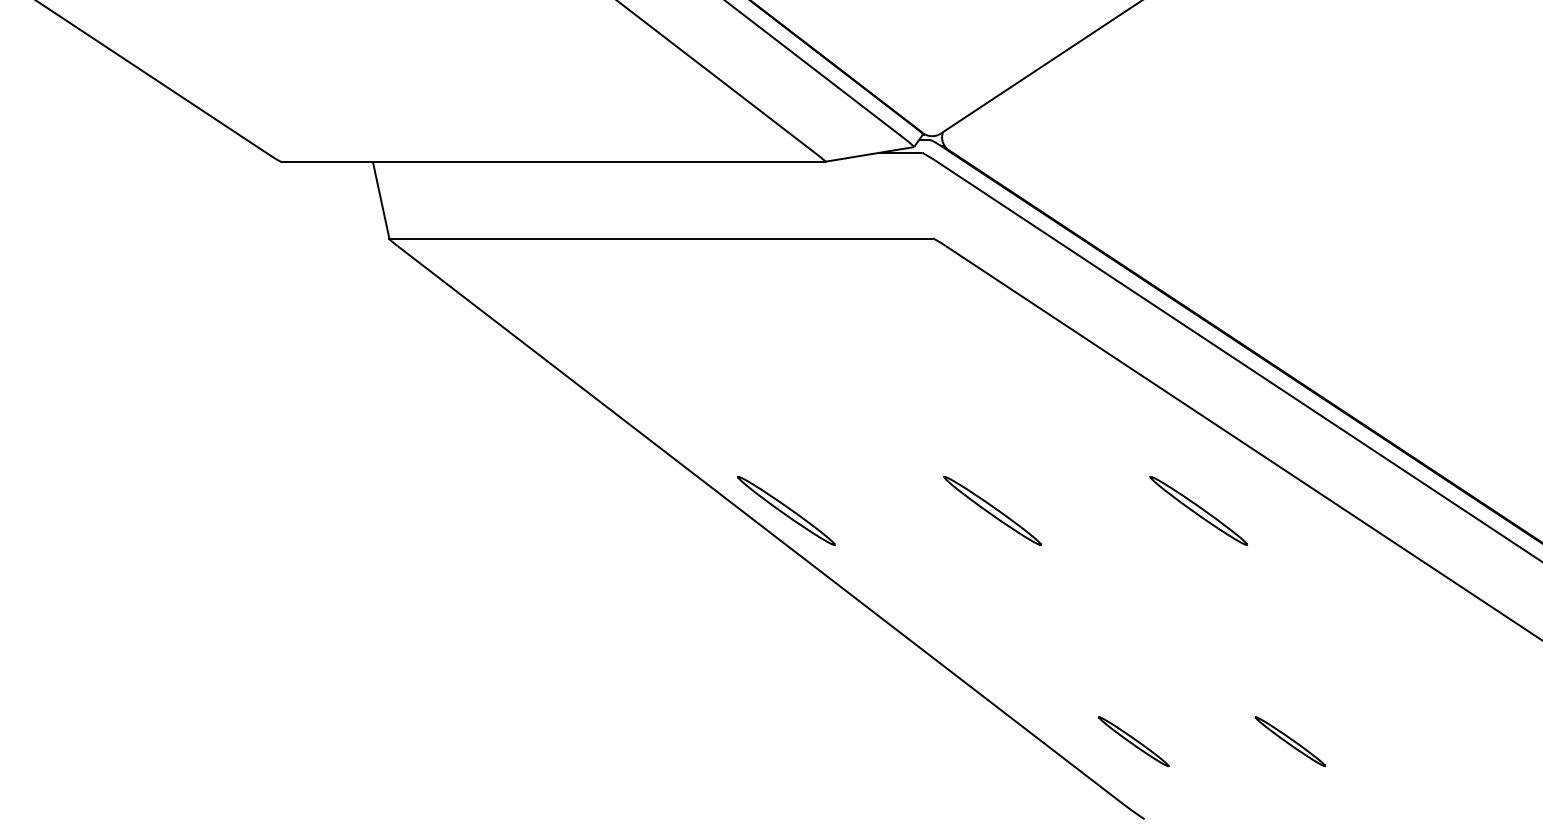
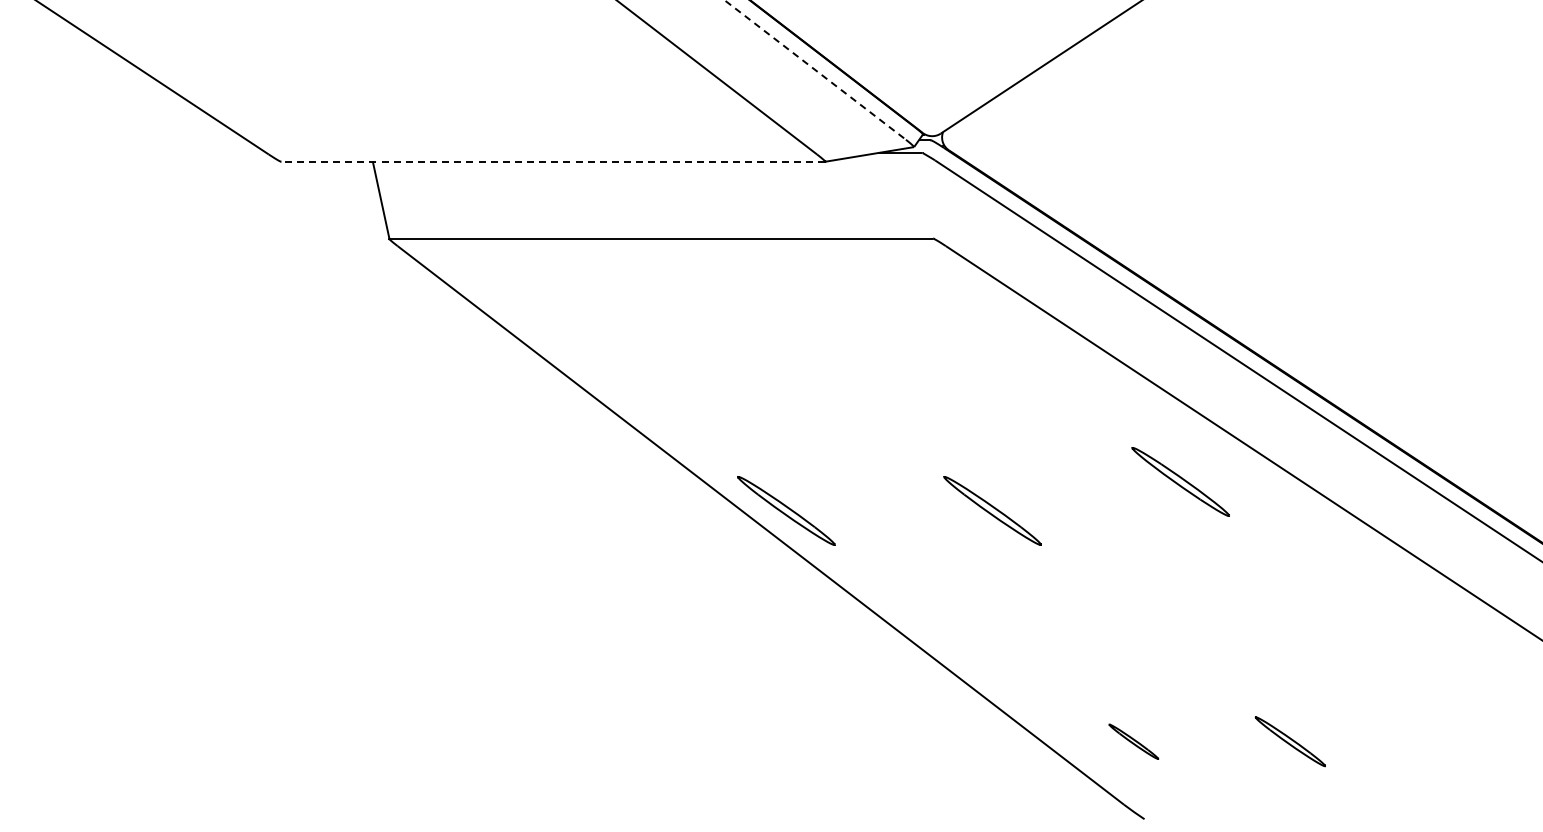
line: solid -> dashed (815, 70)
line: solid -> dashed (553, 161)
part position: (1198, 510) -> (1180, 481) (1180, 481)
part size: 72x52 px -> 52x37 px (1133, 741)
